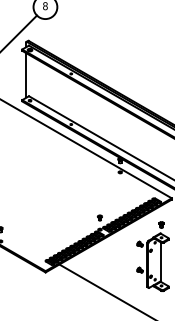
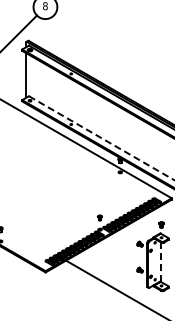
line: solid -> dashed (101, 138)
line: solid -> dashed (160, 261)
line position: (105, 290) -> (113, 287) (113, 287)
